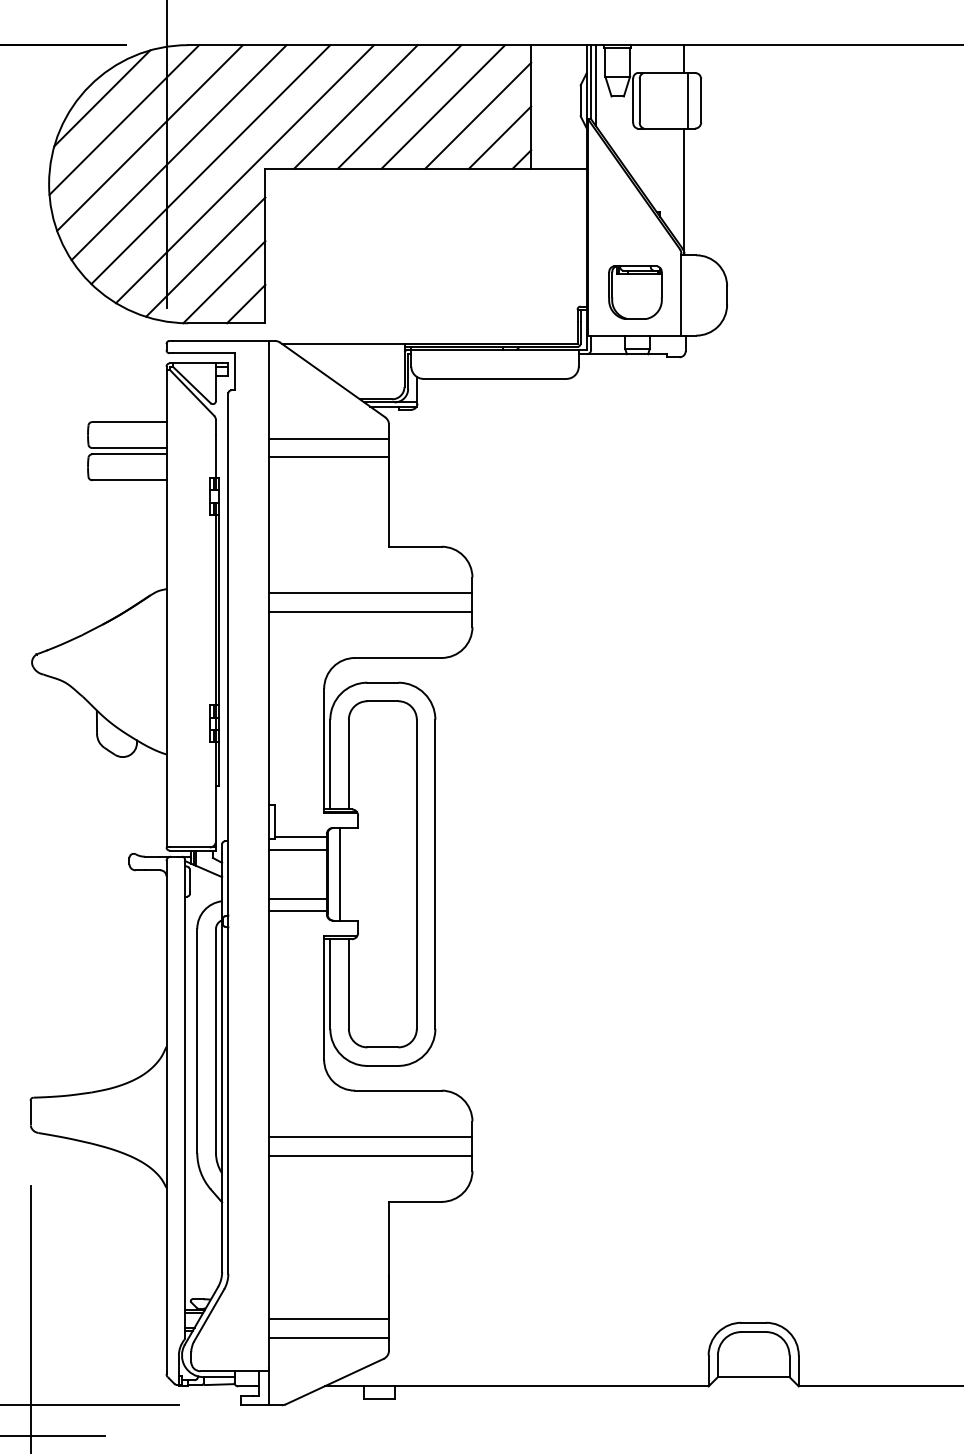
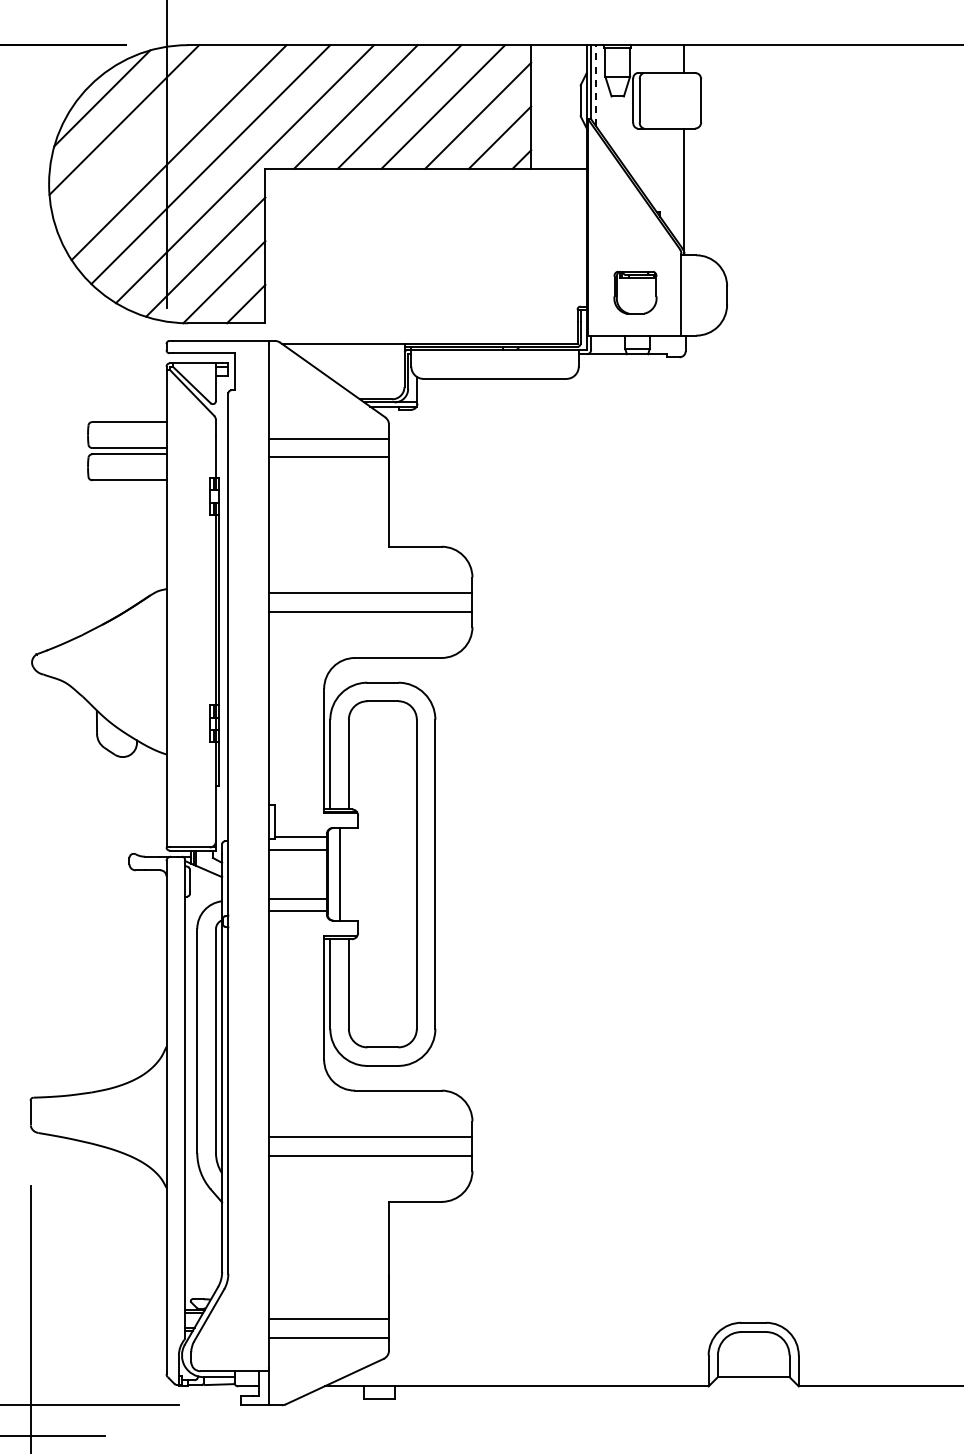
line: solid -> dashed (596, 85)
line: present -> none (688, 100)
line: present -> none (149, 137)
part size: 55x55 px -> 45x45 px (635, 292)
